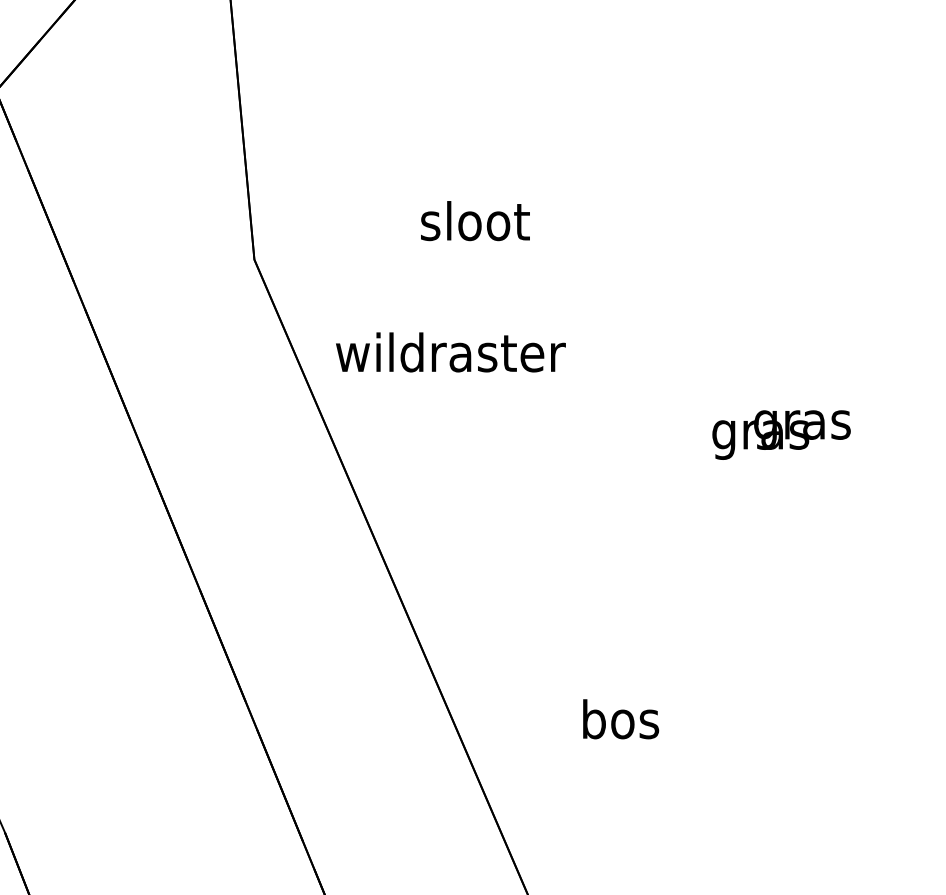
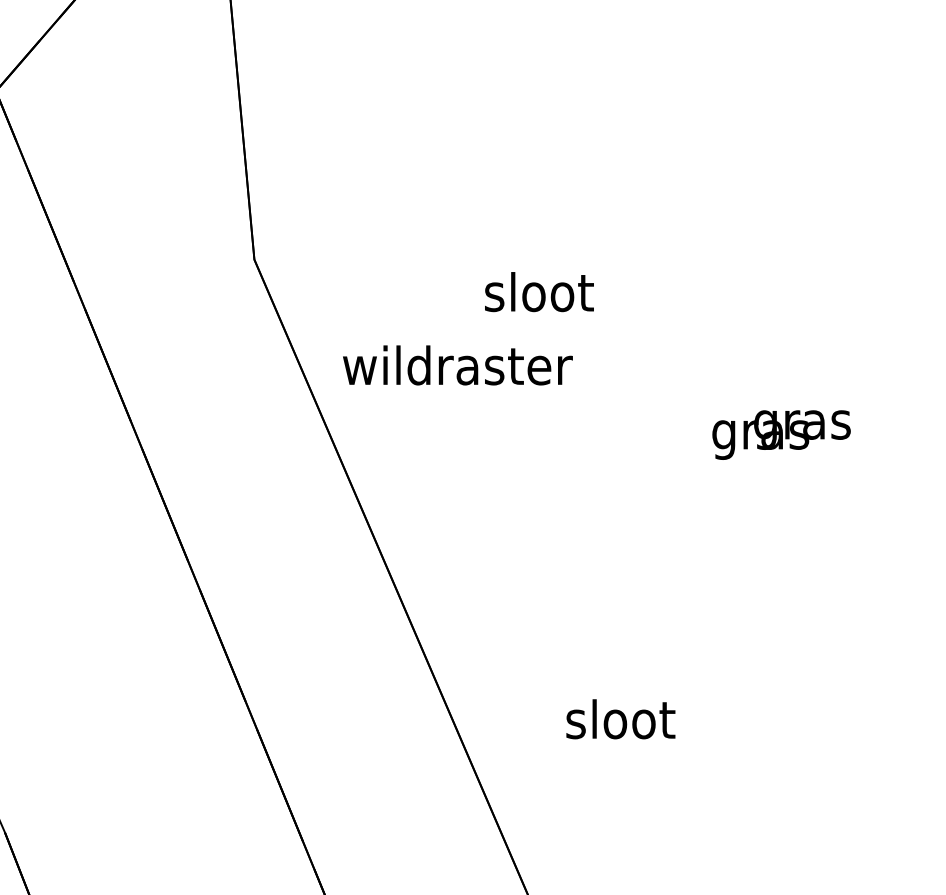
text position: (475, 221) -> (539, 292) (539, 292)
text position: (450, 352) -> (457, 365) (457, 365)
text: bos -> sloot (620, 719)
